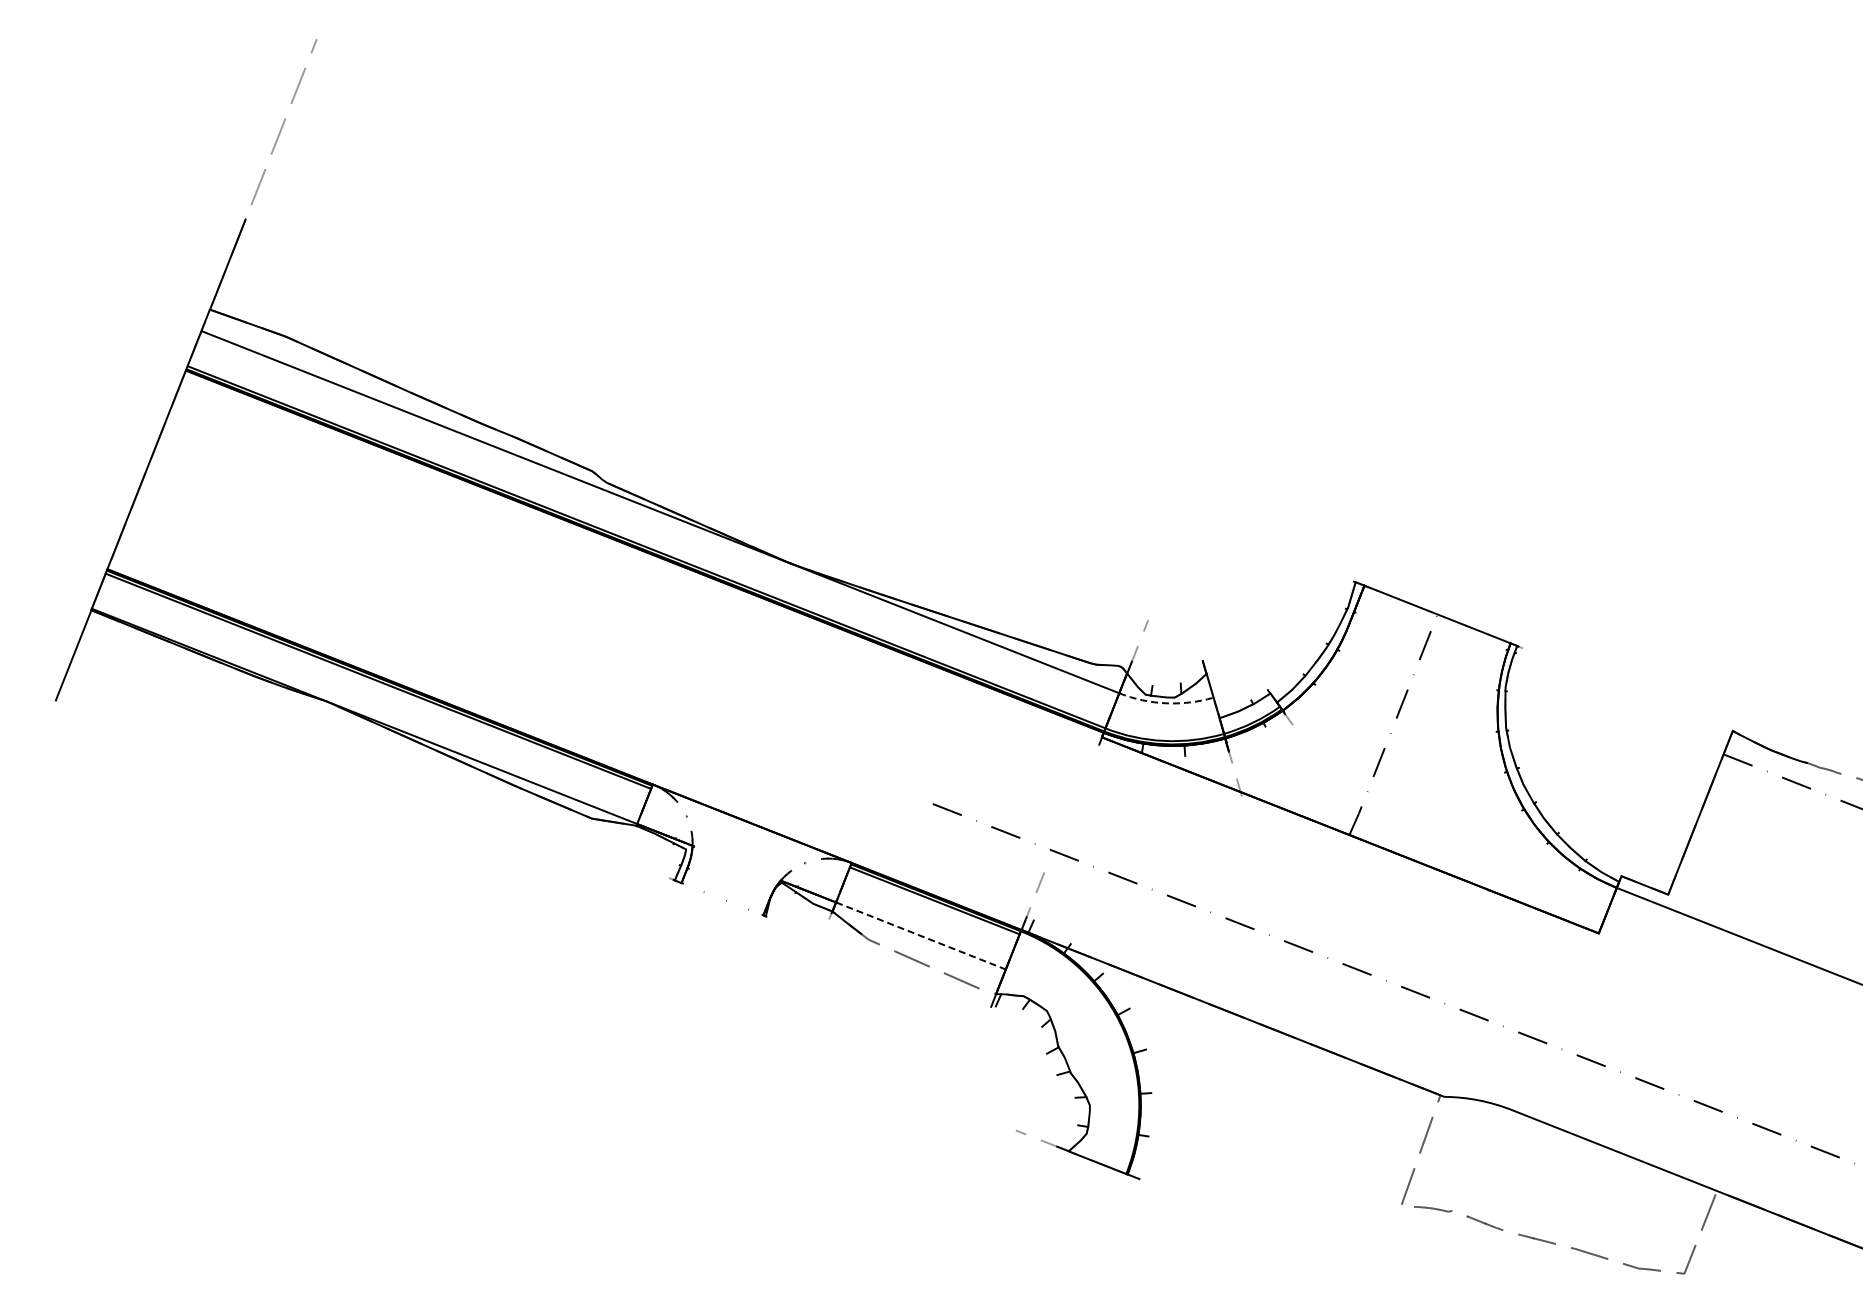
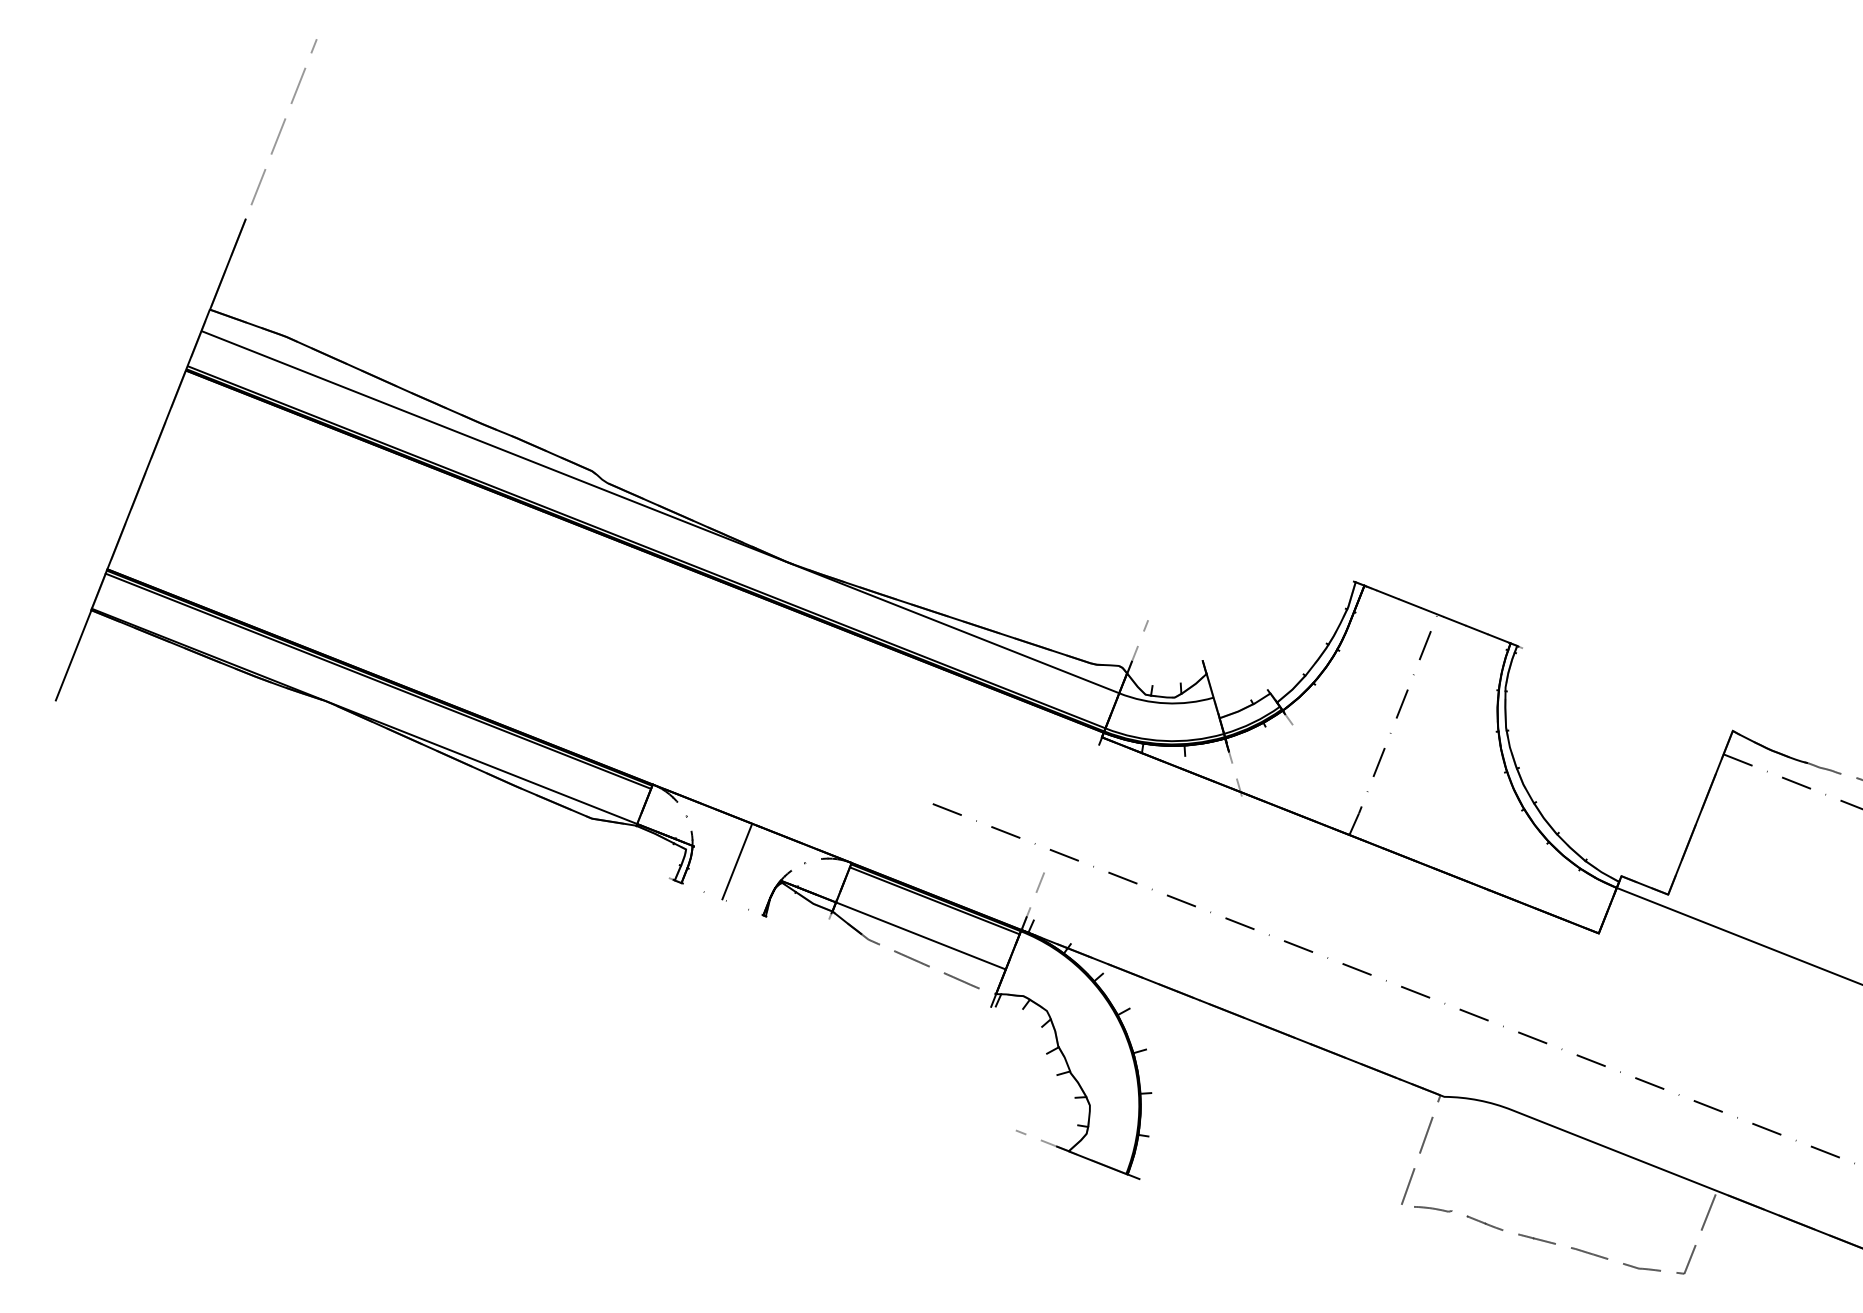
line: dashed -> solid (1166, 703)
line: none -> present (737, 861)
line: dashed -> solid (921, 936)
